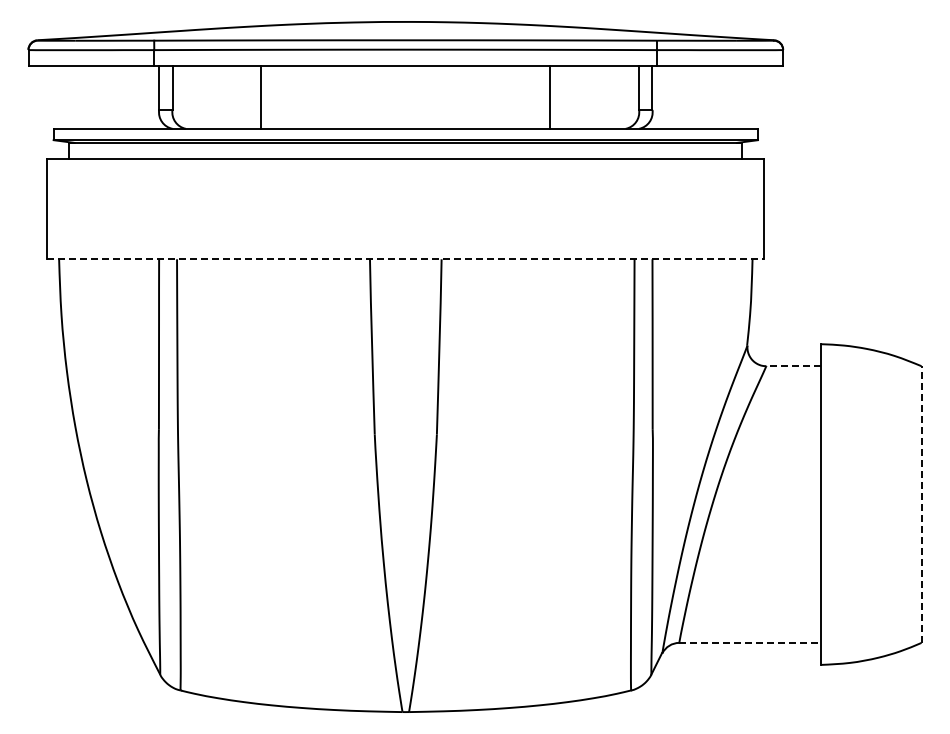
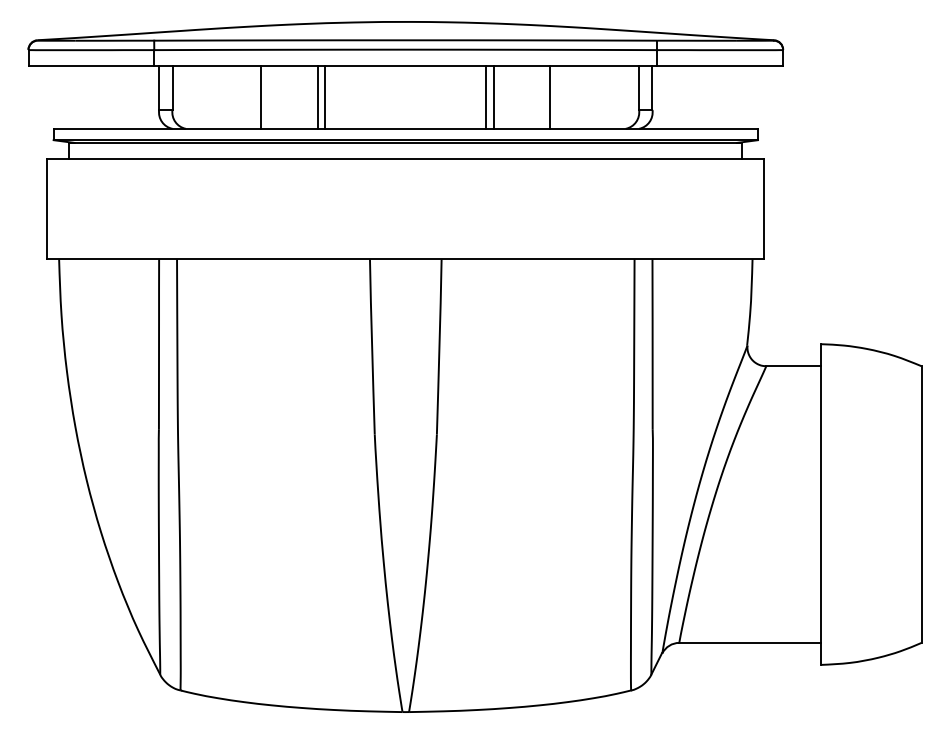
line: none -> present (317, 96)
line: none -> present (325, 96)
line: none -> present (486, 96)
line: none -> present (493, 96)
line: dashed -> solid (406, 259)
line: dashed -> solid (793, 366)
line: dashed -> solid (921, 504)
line: dashed -> solid (750, 642)
